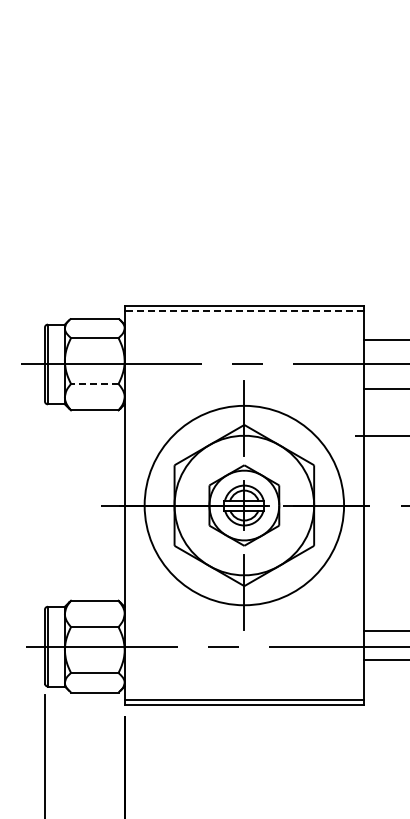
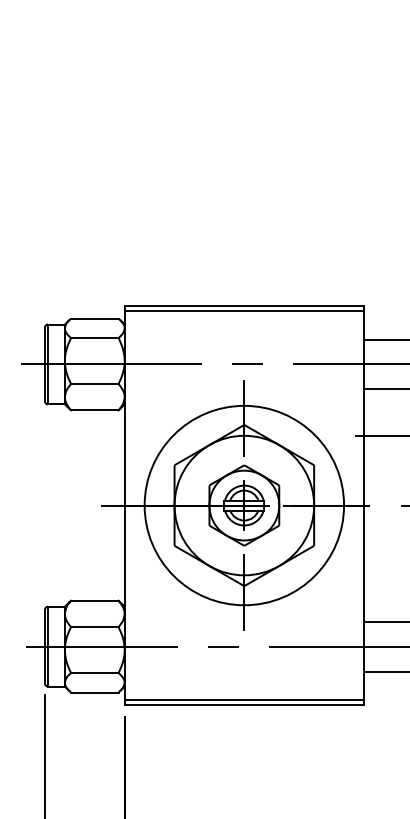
line: dashed -> solid (244, 311)
line: dashed -> solid (94, 384)
line position: (385, 630) -> (385, 621) (385, 621)
line position: (385, 659) -> (385, 671) (385, 671)
